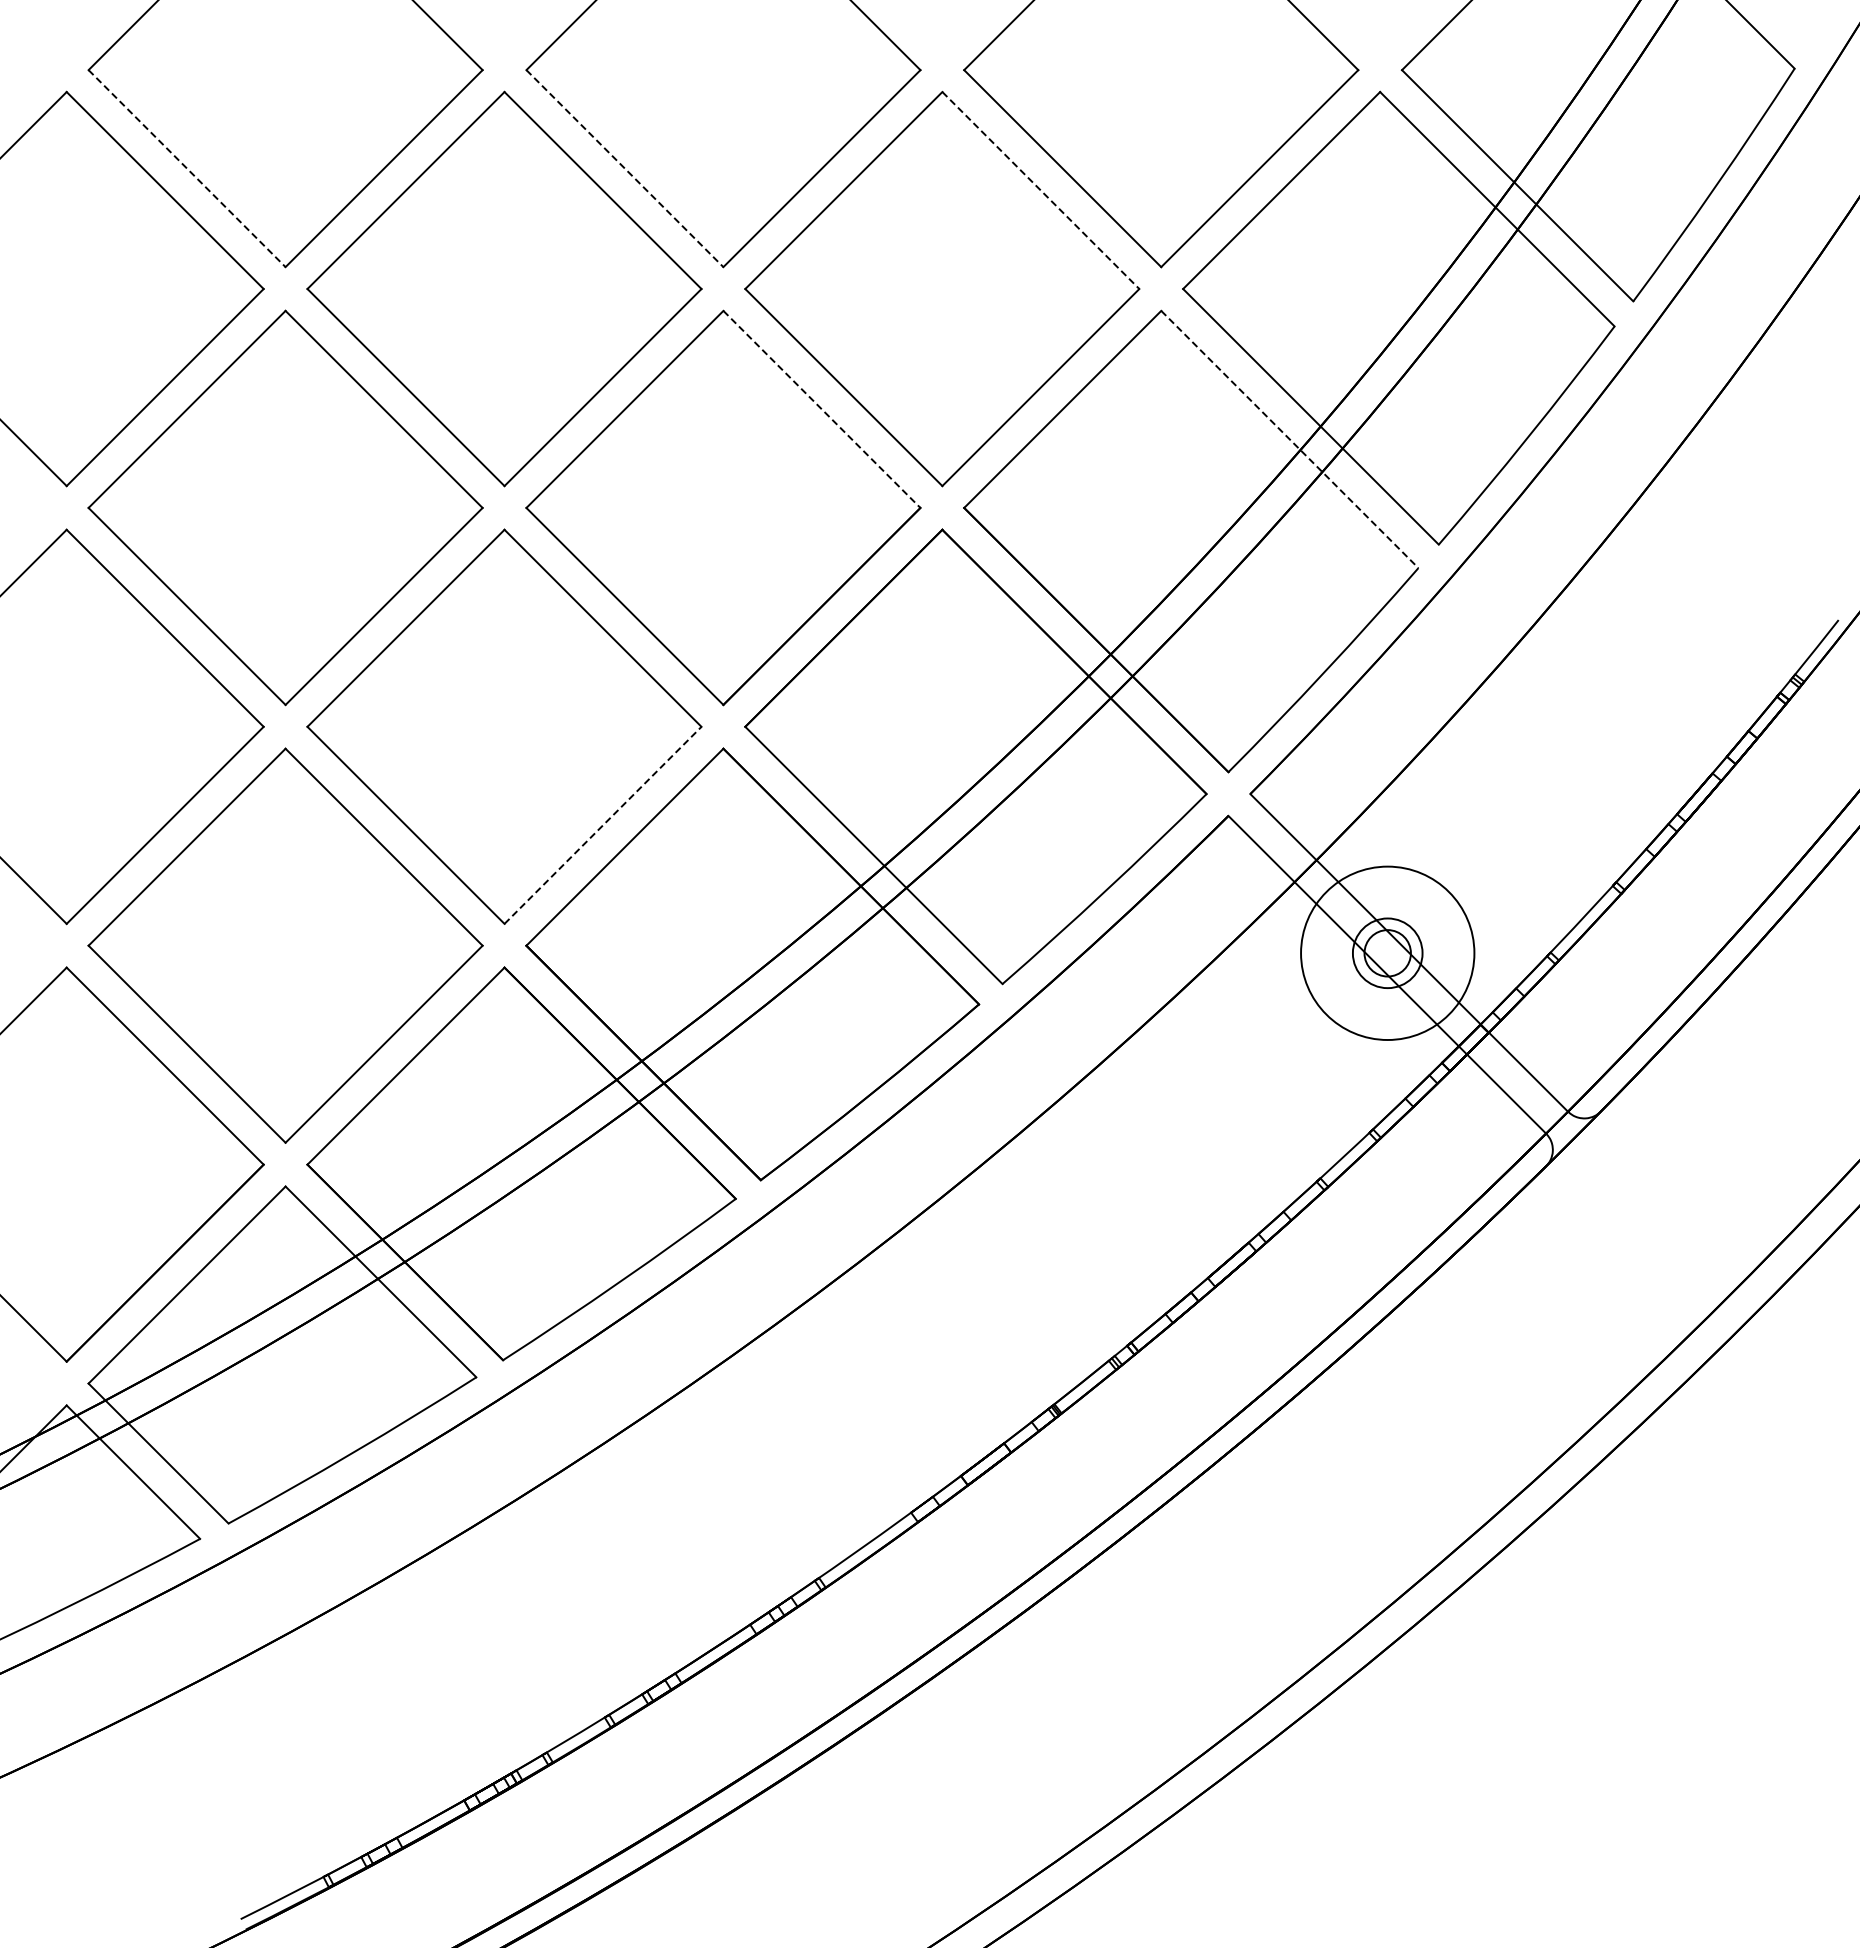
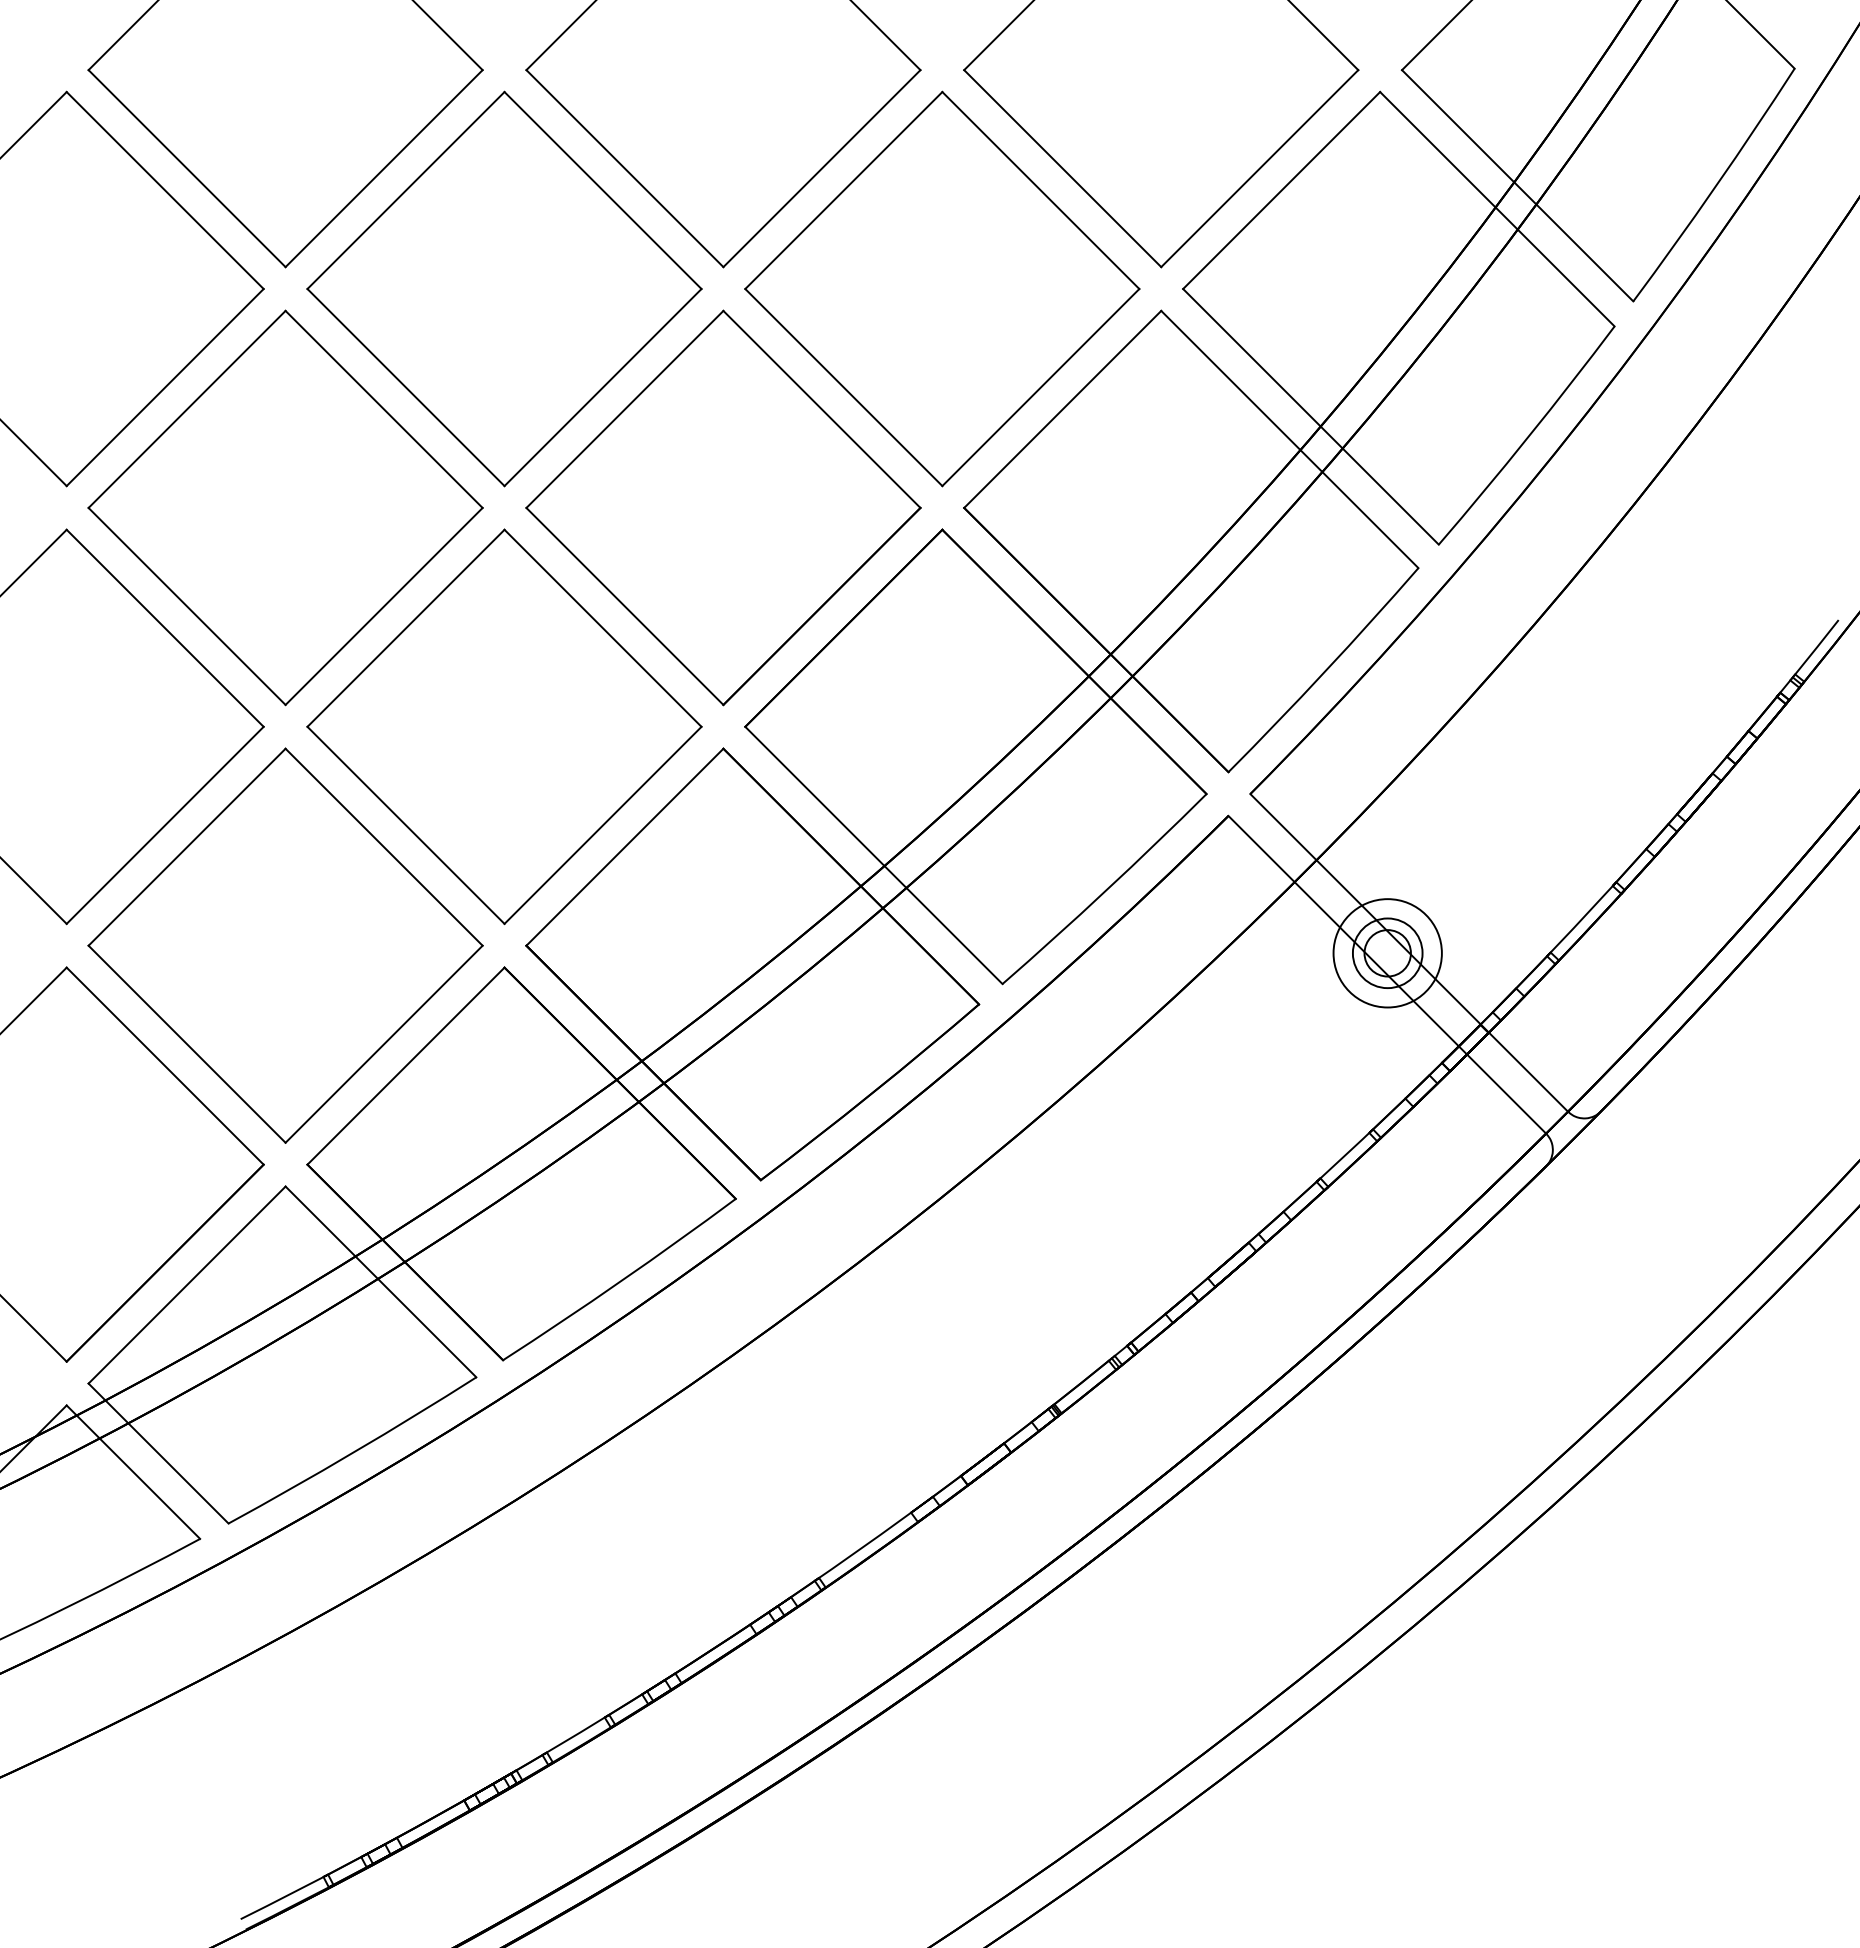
line: dashed -> solid (187, 168)
line: dashed -> solid (625, 168)
line: dashed -> solid (1041, 190)
line: dashed -> solid (822, 409)
line: dashed -> solid (1289, 439)
line: dashed -> solid (603, 825)
circle diameter: 173 px -> 108 px (1387, 953)
